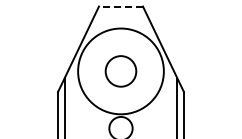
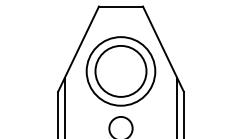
line: dashed -> solid (121, 6)
circle diameter: 31 px -> 51 px (120, 70)
circle diameter: 86 px -> 69 px (120, 71)
